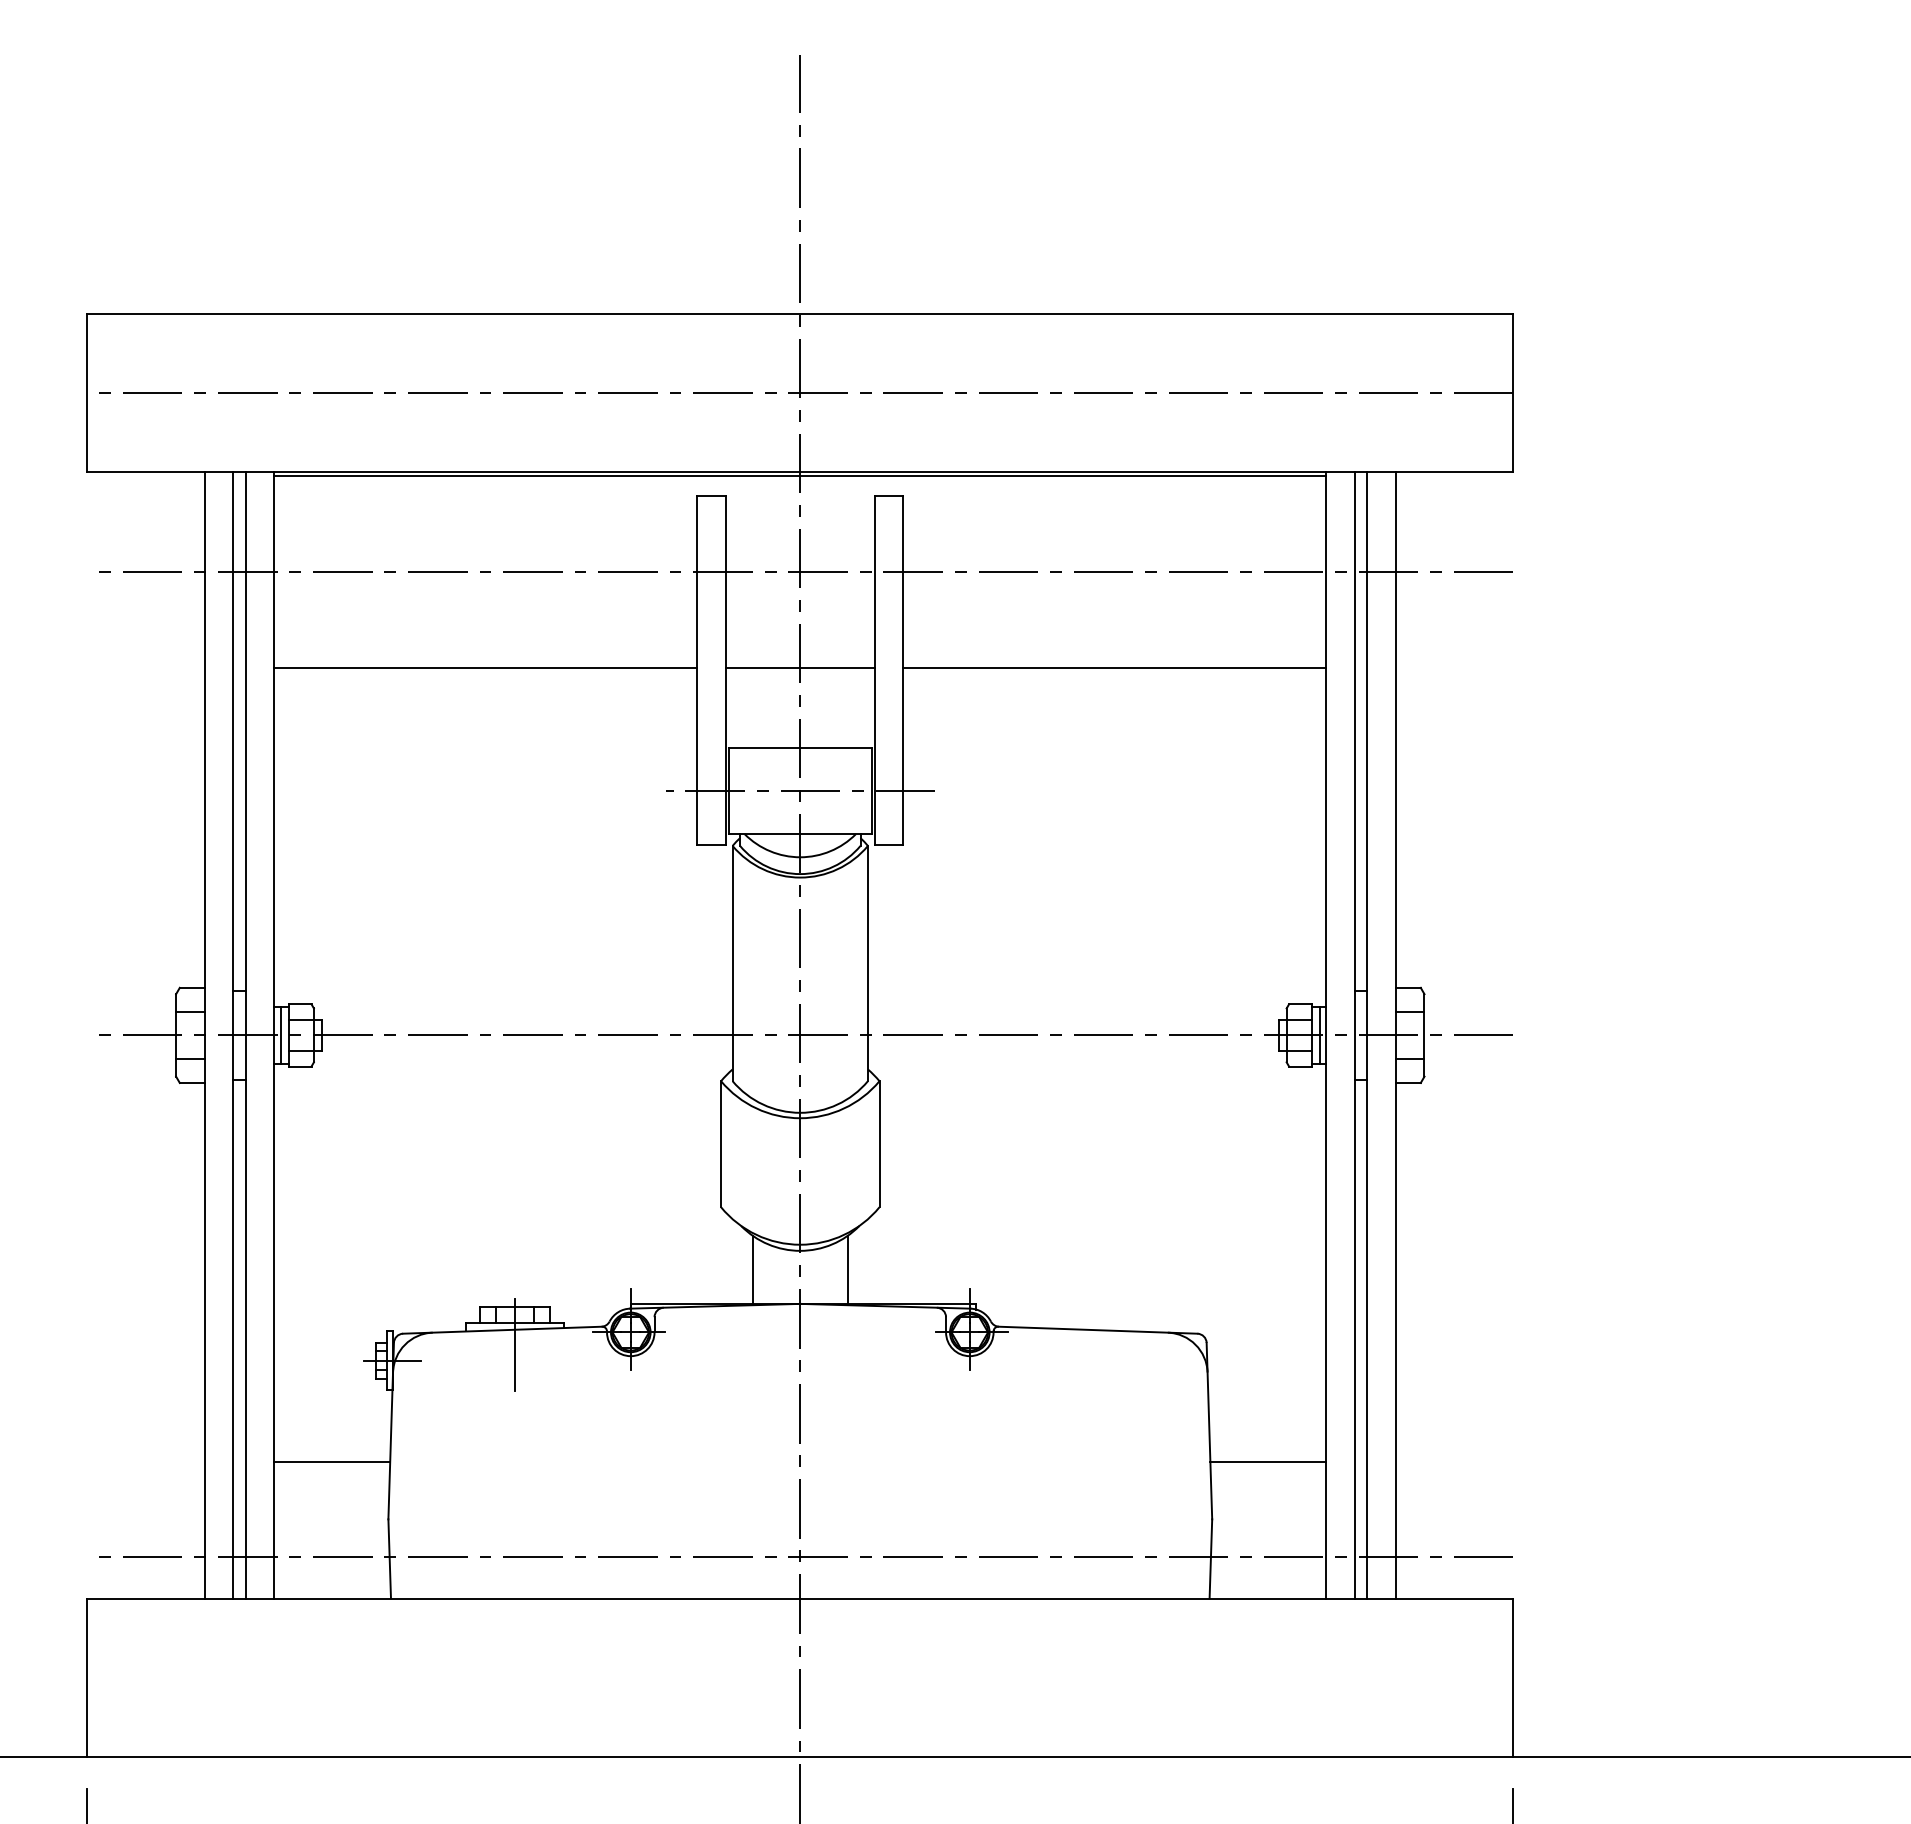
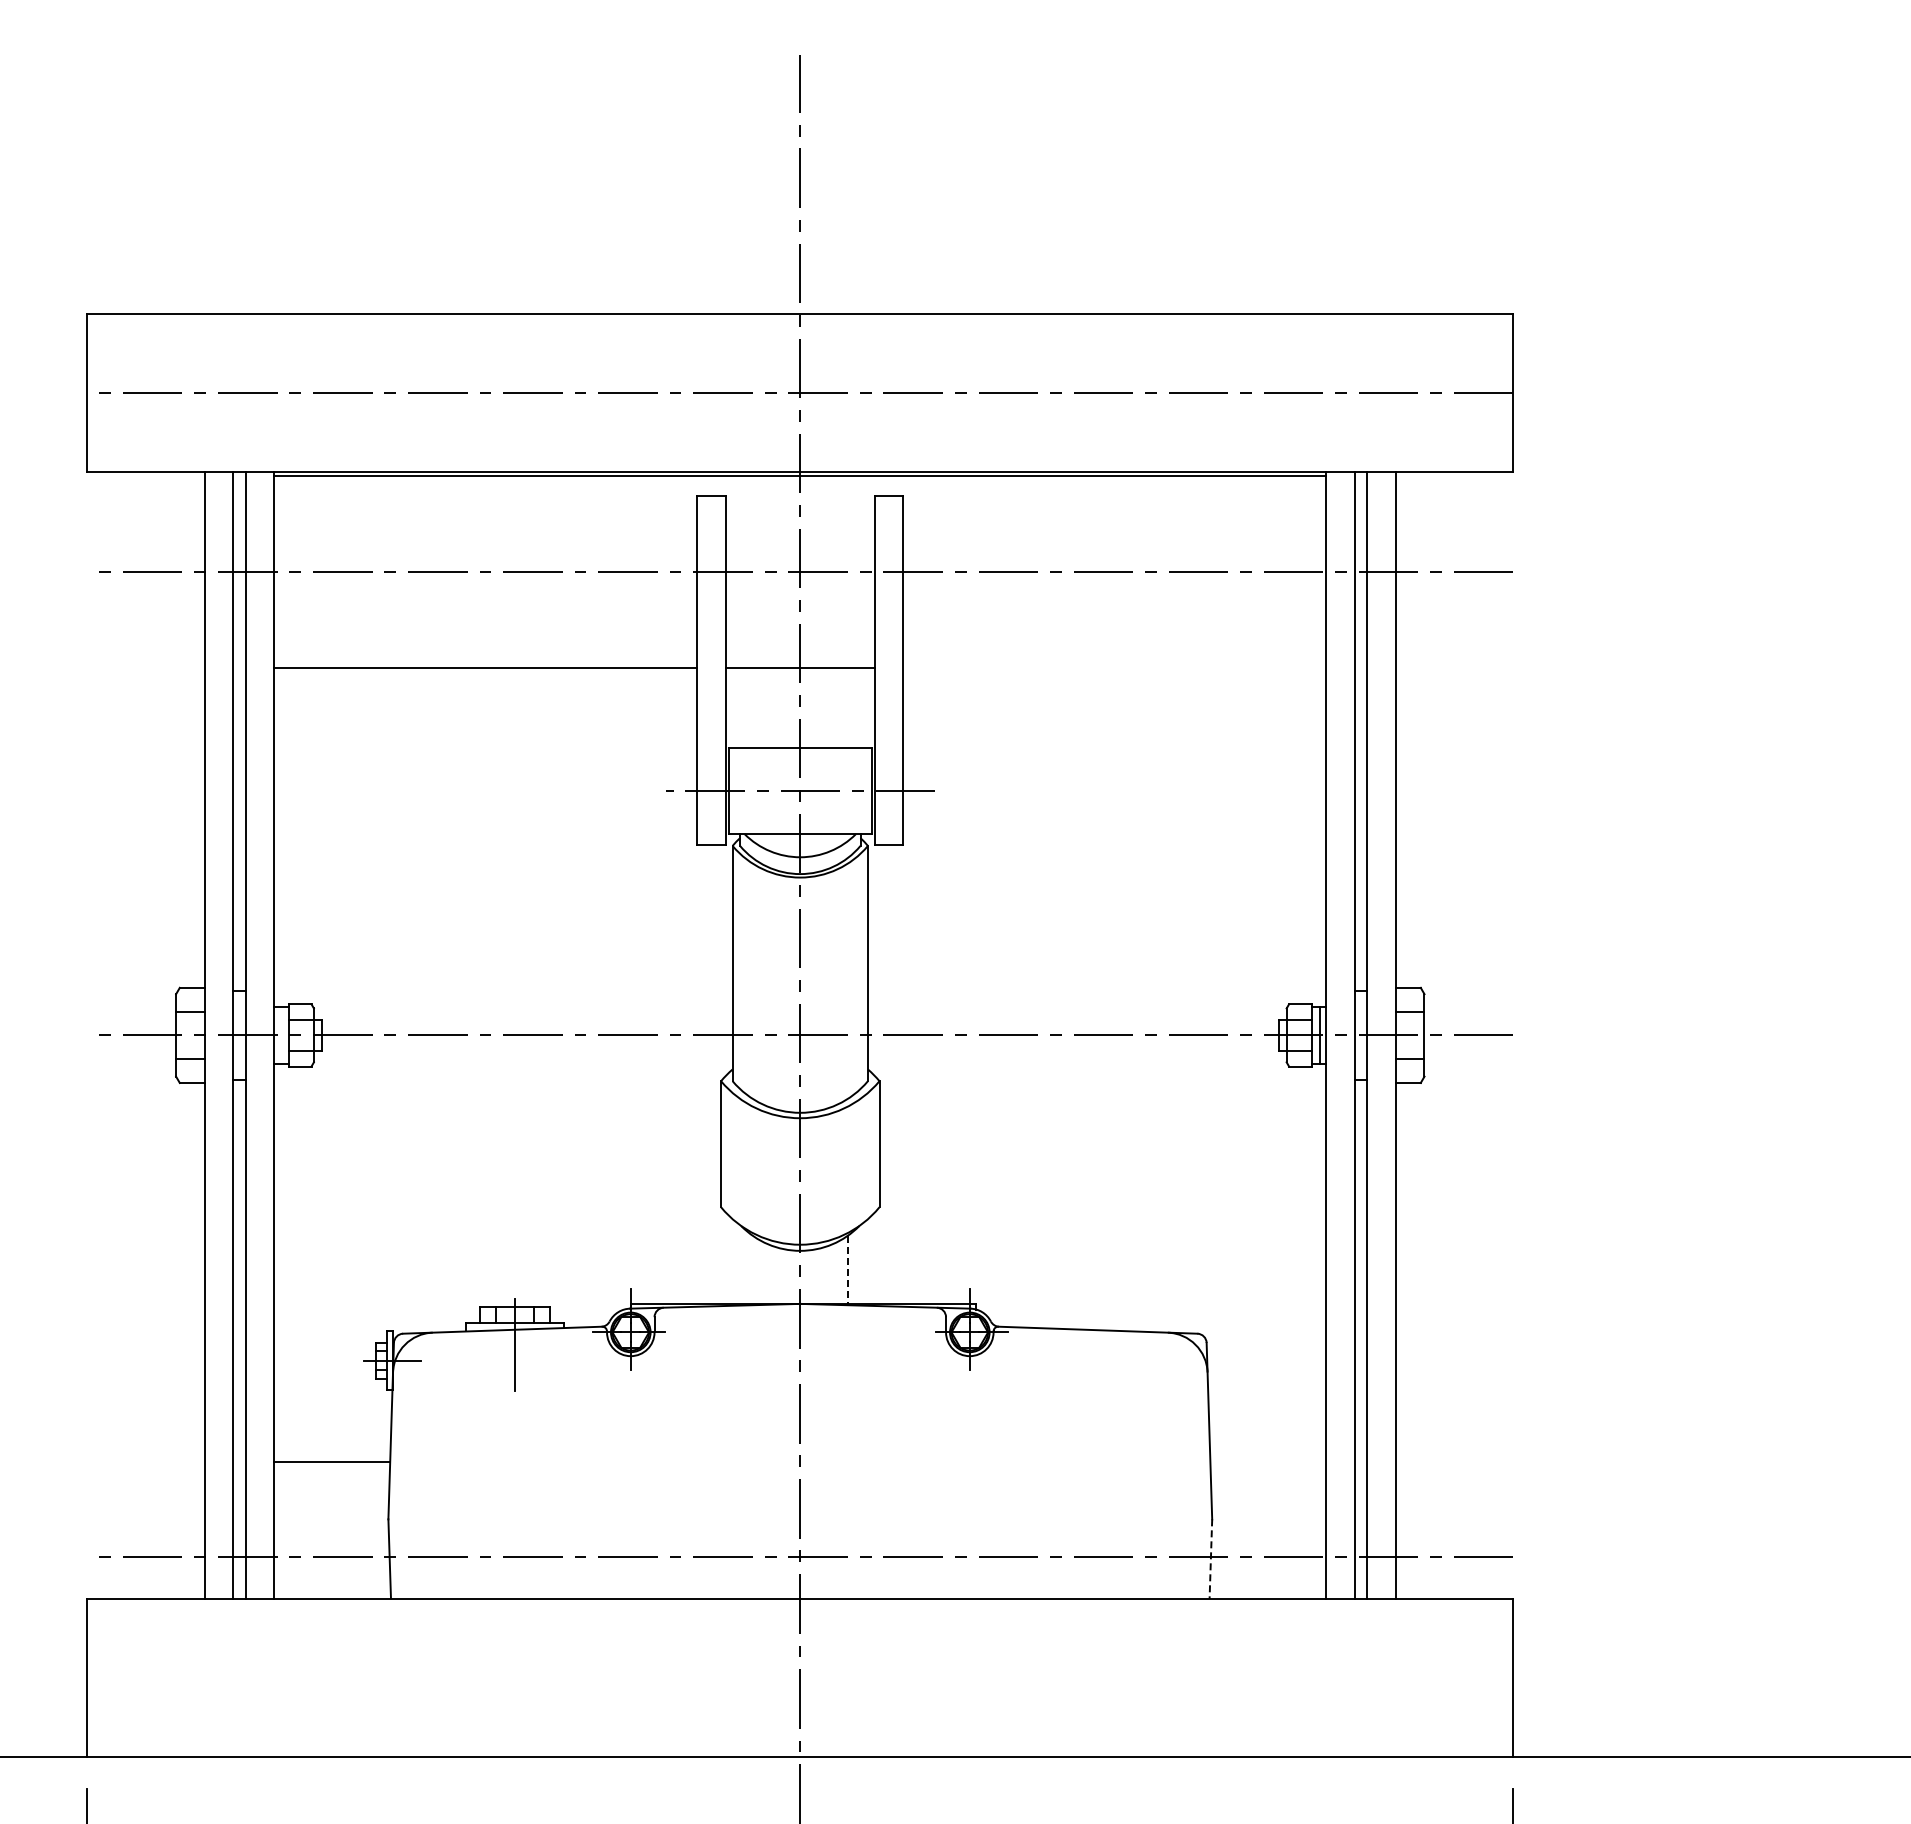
line: present -> none (1114, 667)
line: present -> none (280, 1034)
line: present -> none (752, 1269)
line: solid -> dashed (847, 1270)
line: present -> none (1268, 1461)
line: solid -> dashed (1210, 1558)
